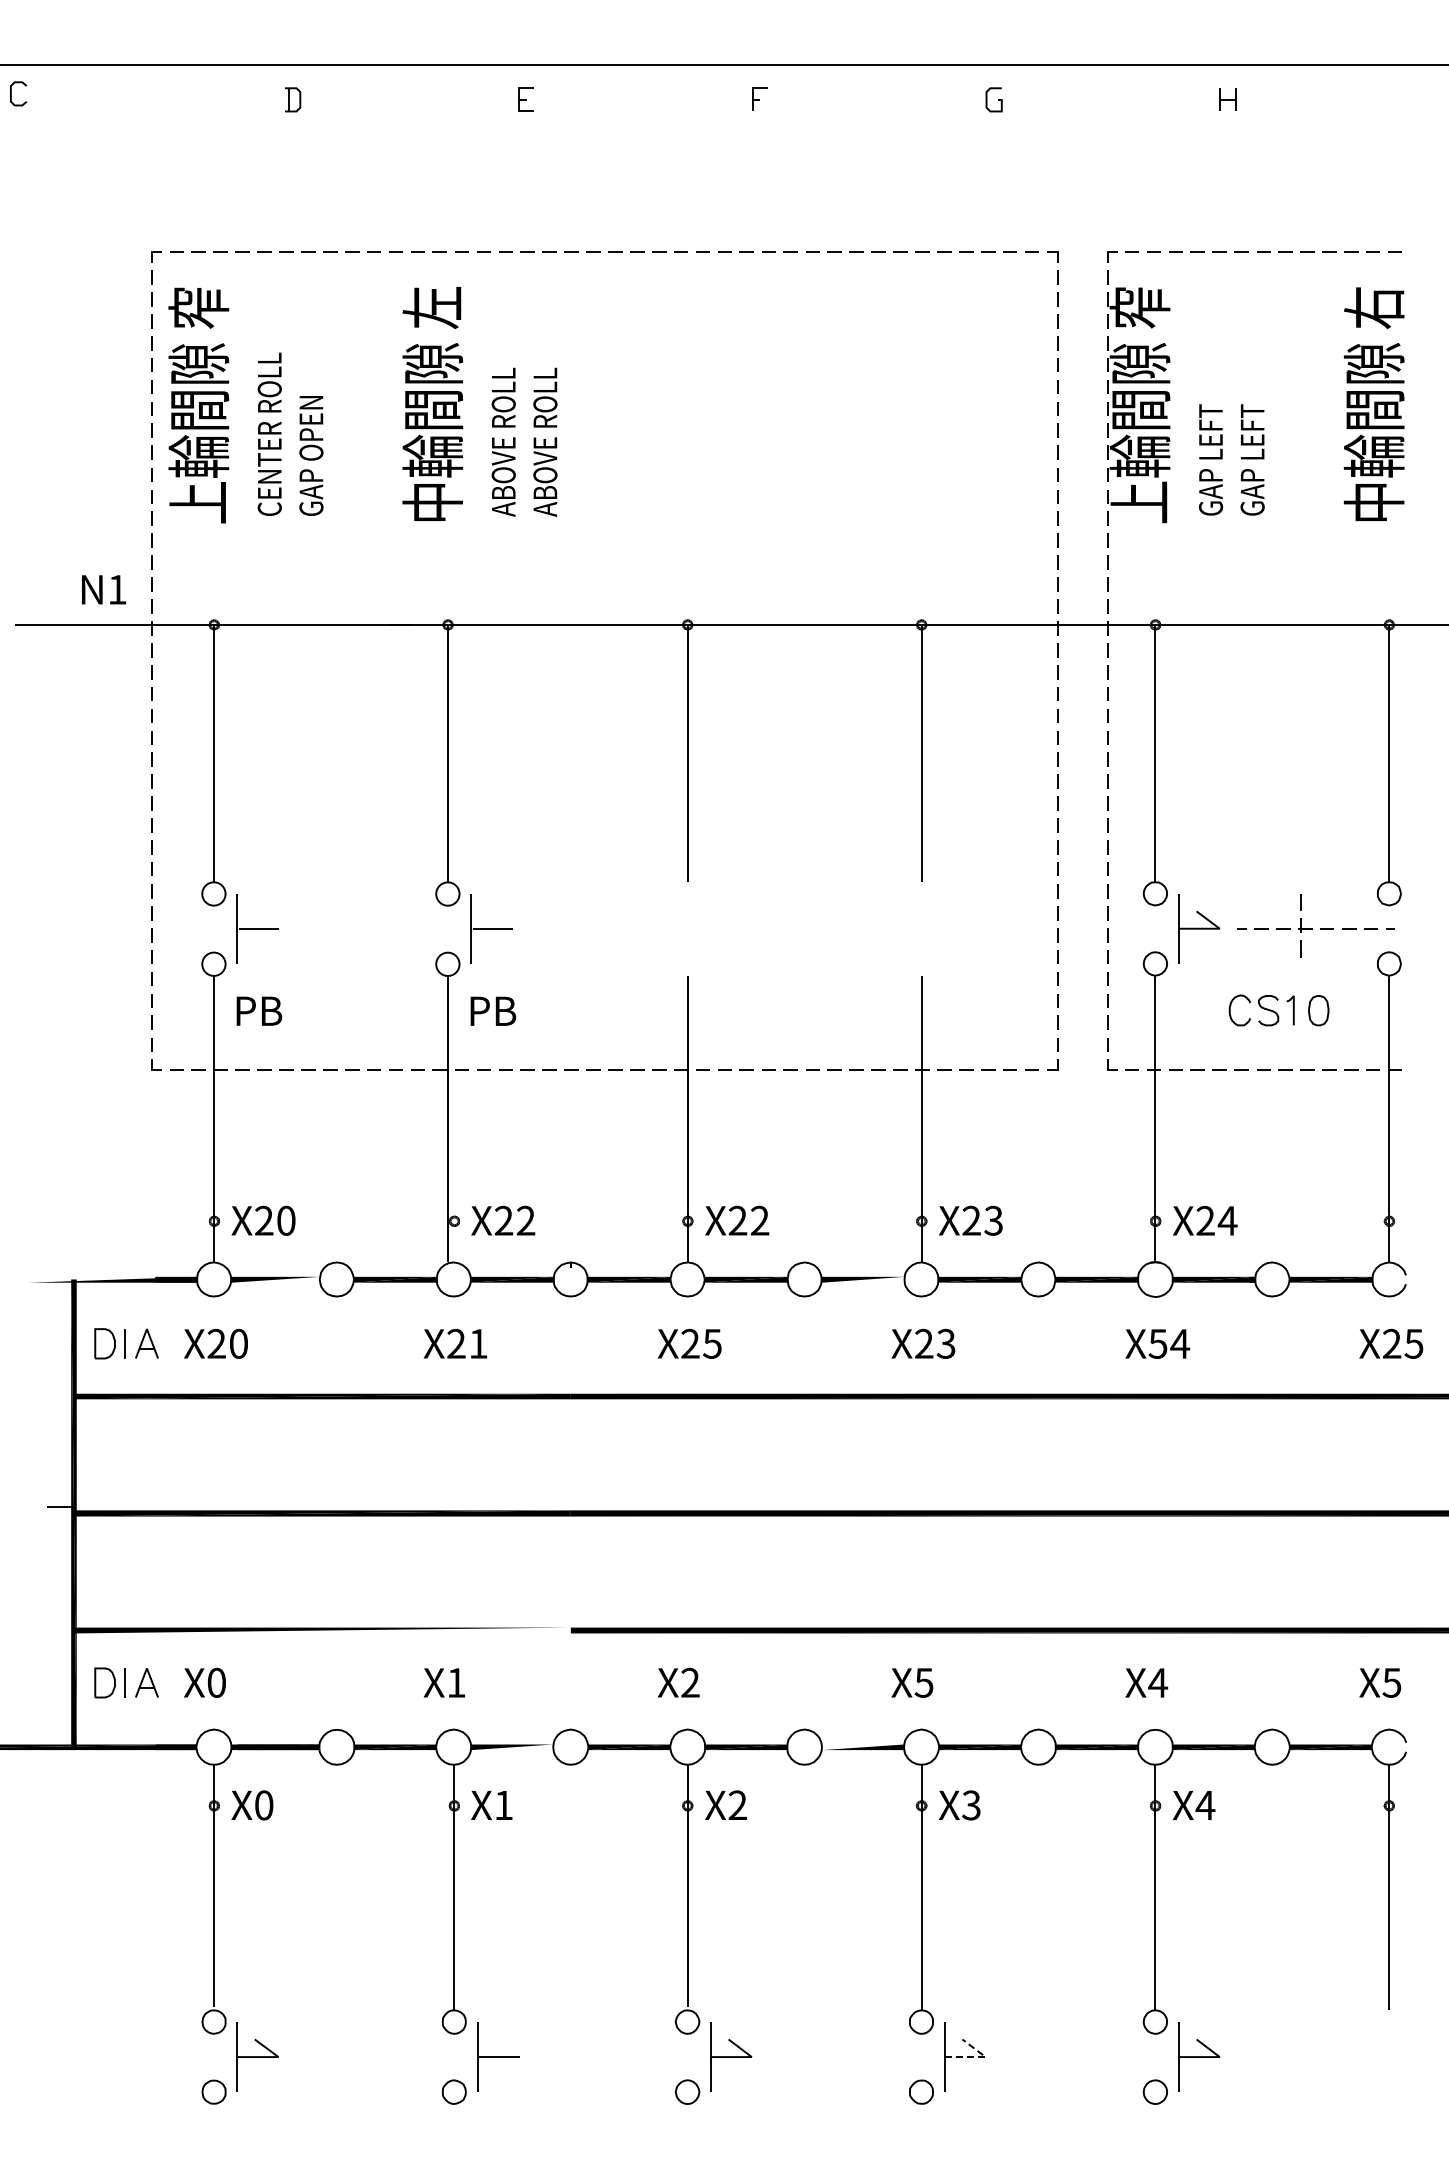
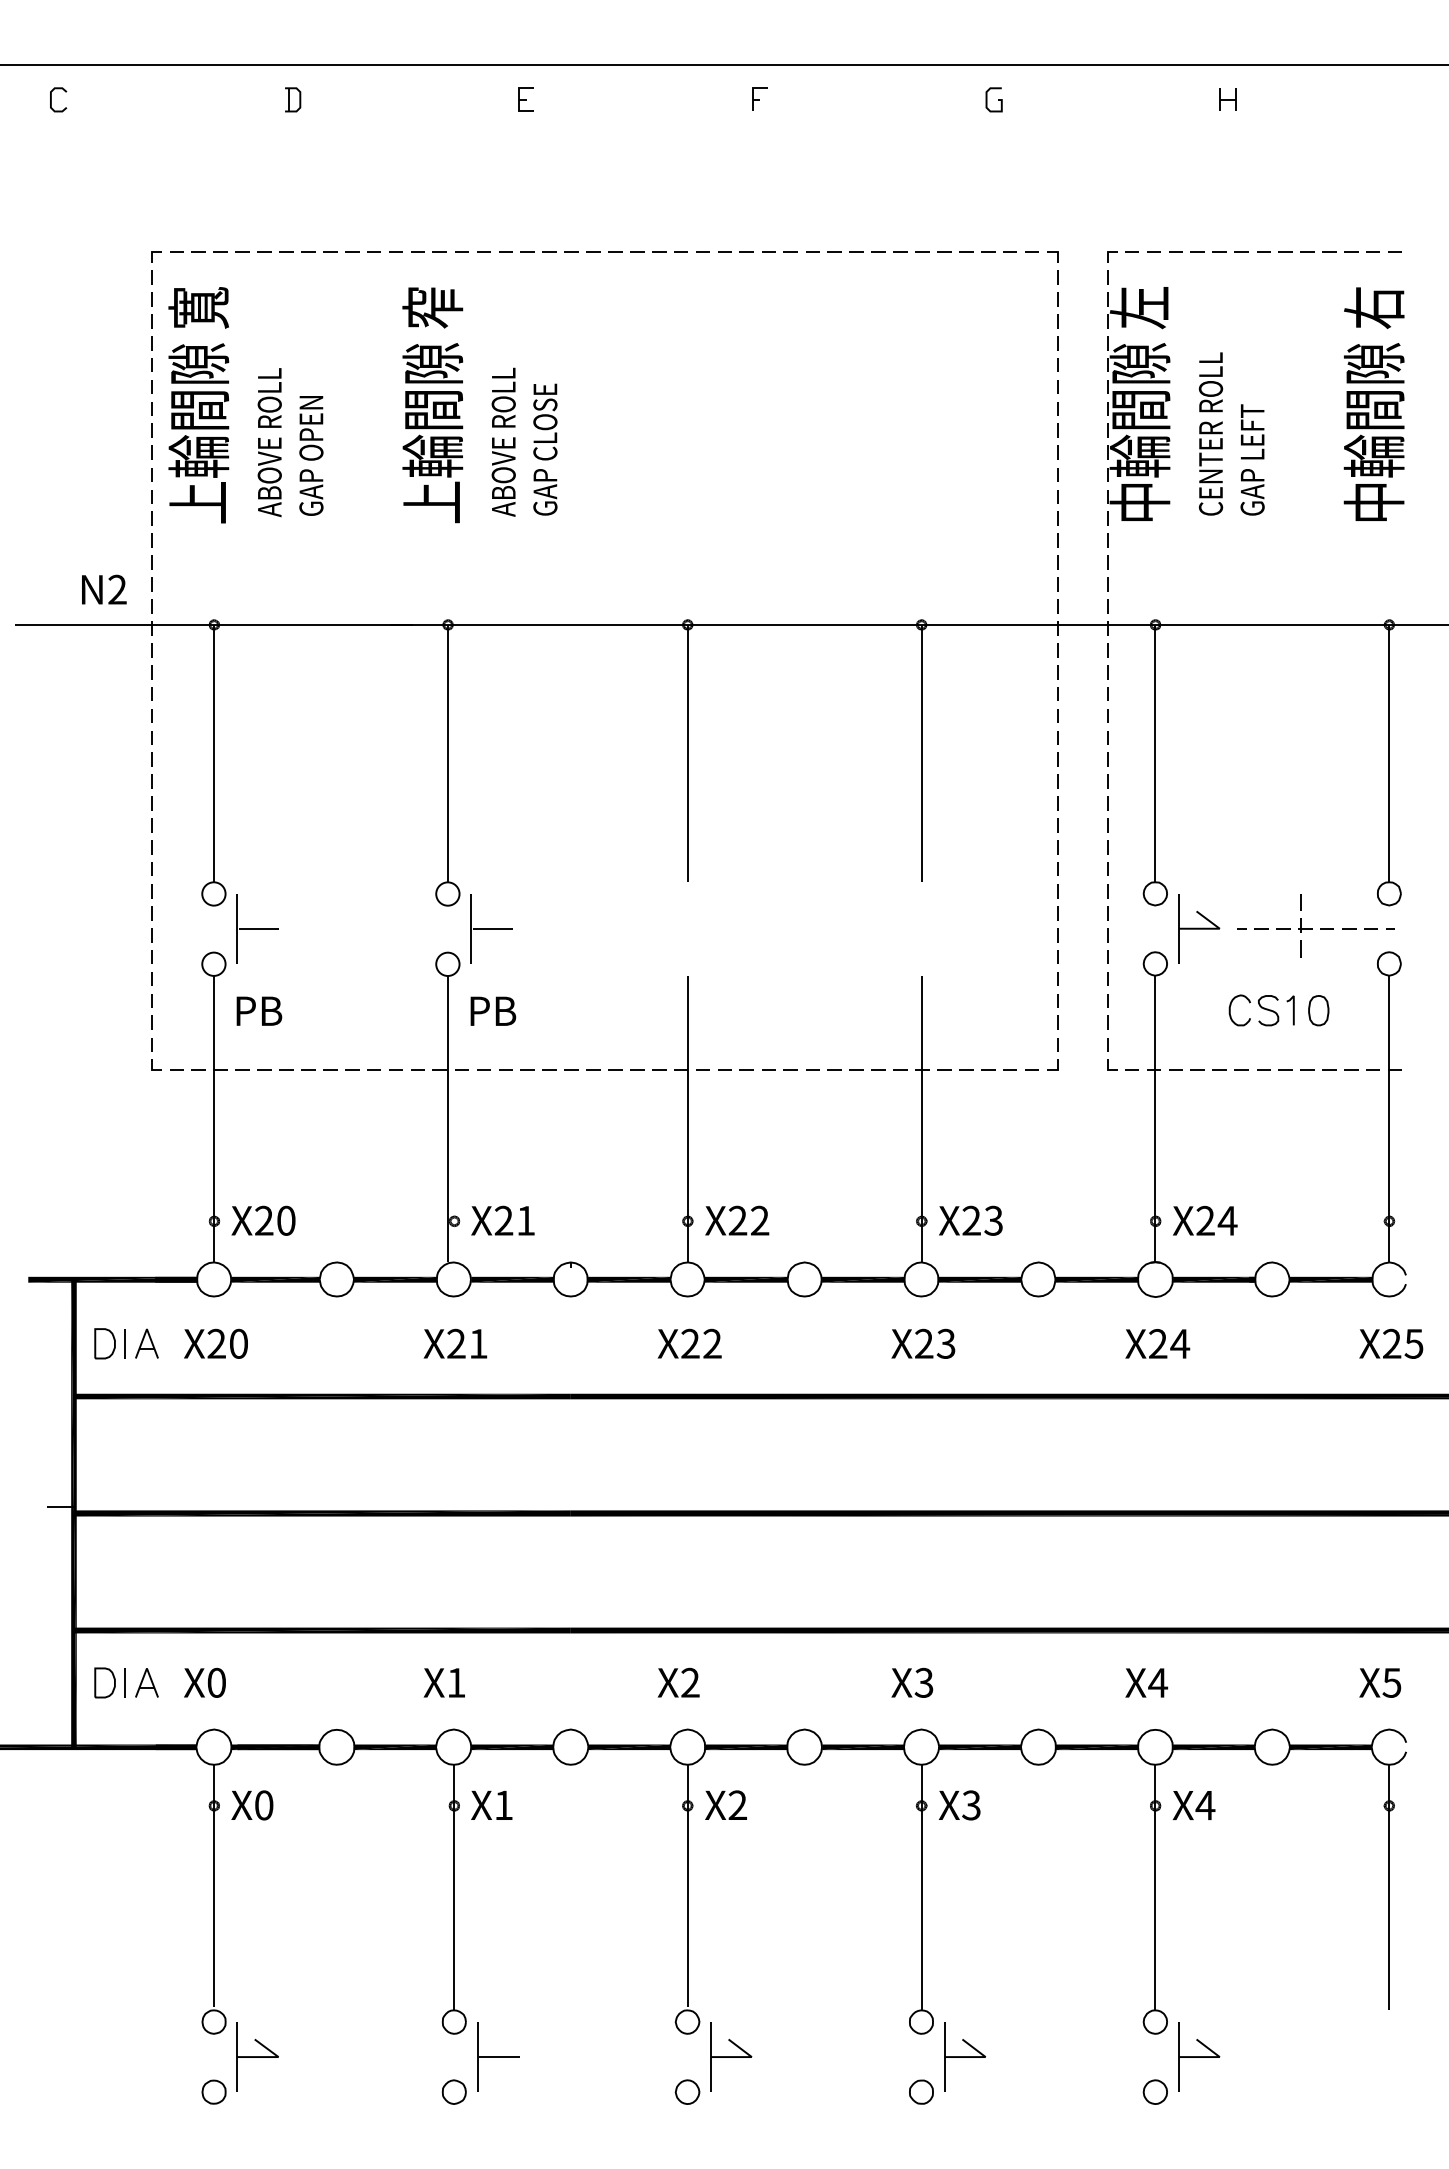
curve position: (11, 93) -> (51, 99) (51, 99)
text: 上輪間隙 窄 -> 上輪間隙 寬 (201, 307)
text: 中輪間隙 左 -> 上輪間隙 窄 (432, 405)
text: 上輪間隙 窄 -> 中輪間隙 左 (1139, 405)
text: GAP LEFT -> CENTER ROLL (1210, 429)
text: CENTER ROLL -> ABOVE ROLL (269, 434)
text: ABOVE ROLL -> GAP CLOSE (545, 441)
text: N1 -> N2 (117, 589)
text: X22 -> X21 (526, 1220)
fill: none -> present (112, 1279)
fill: none -> present (275, 1279)
fill: none -> present (863, 1279)
text: X25 -> X22 (712, 1343)
text: X54 -> X24 (1157, 1343)
fill: none -> present (321, 1630)
text: X5 -> X3 (923, 1682)
fill: none -> present (512, 1747)
fill: none -> present (862, 1747)
line: dashed -> solid (980, 2057)
